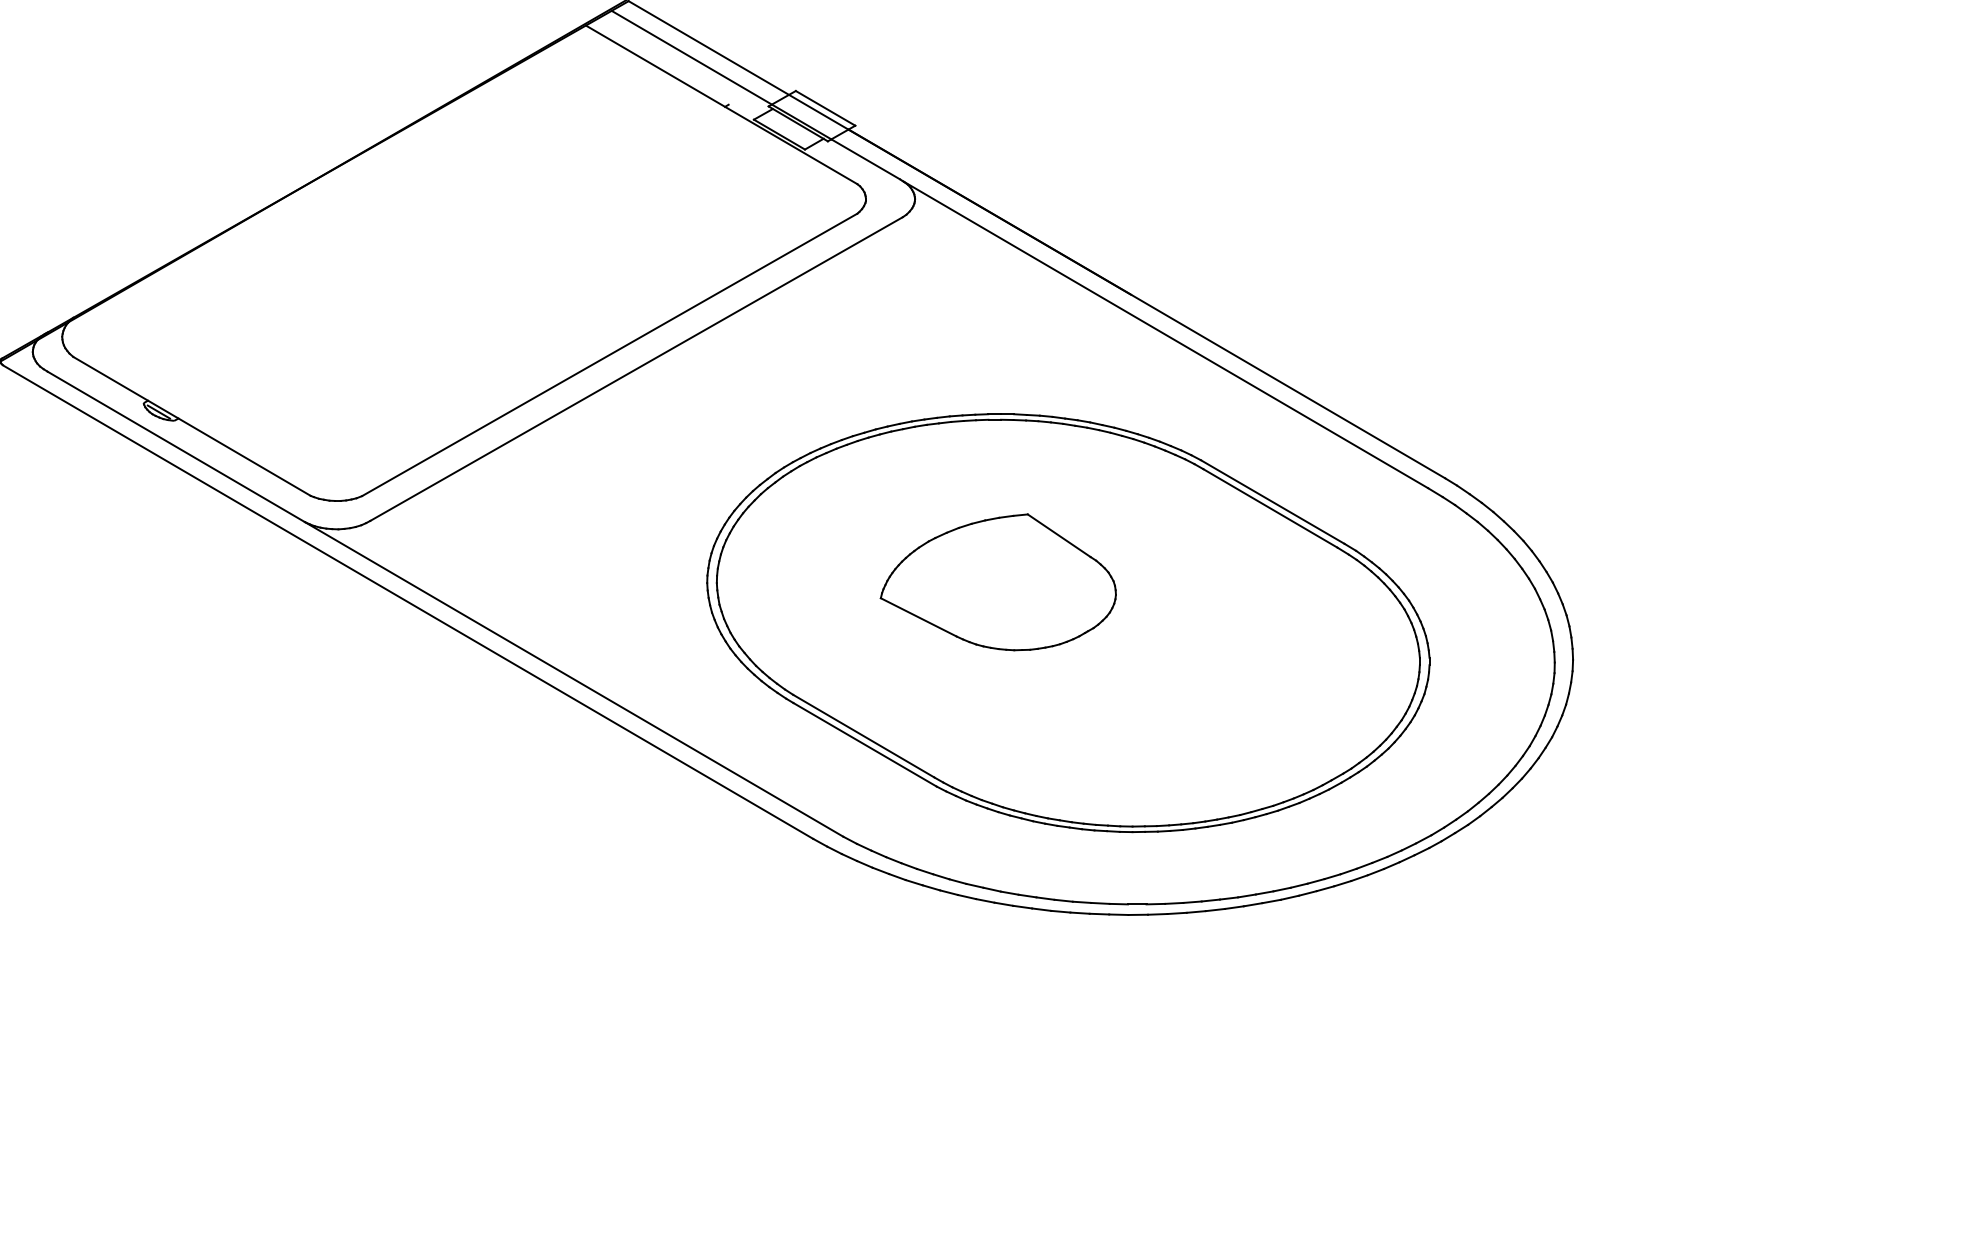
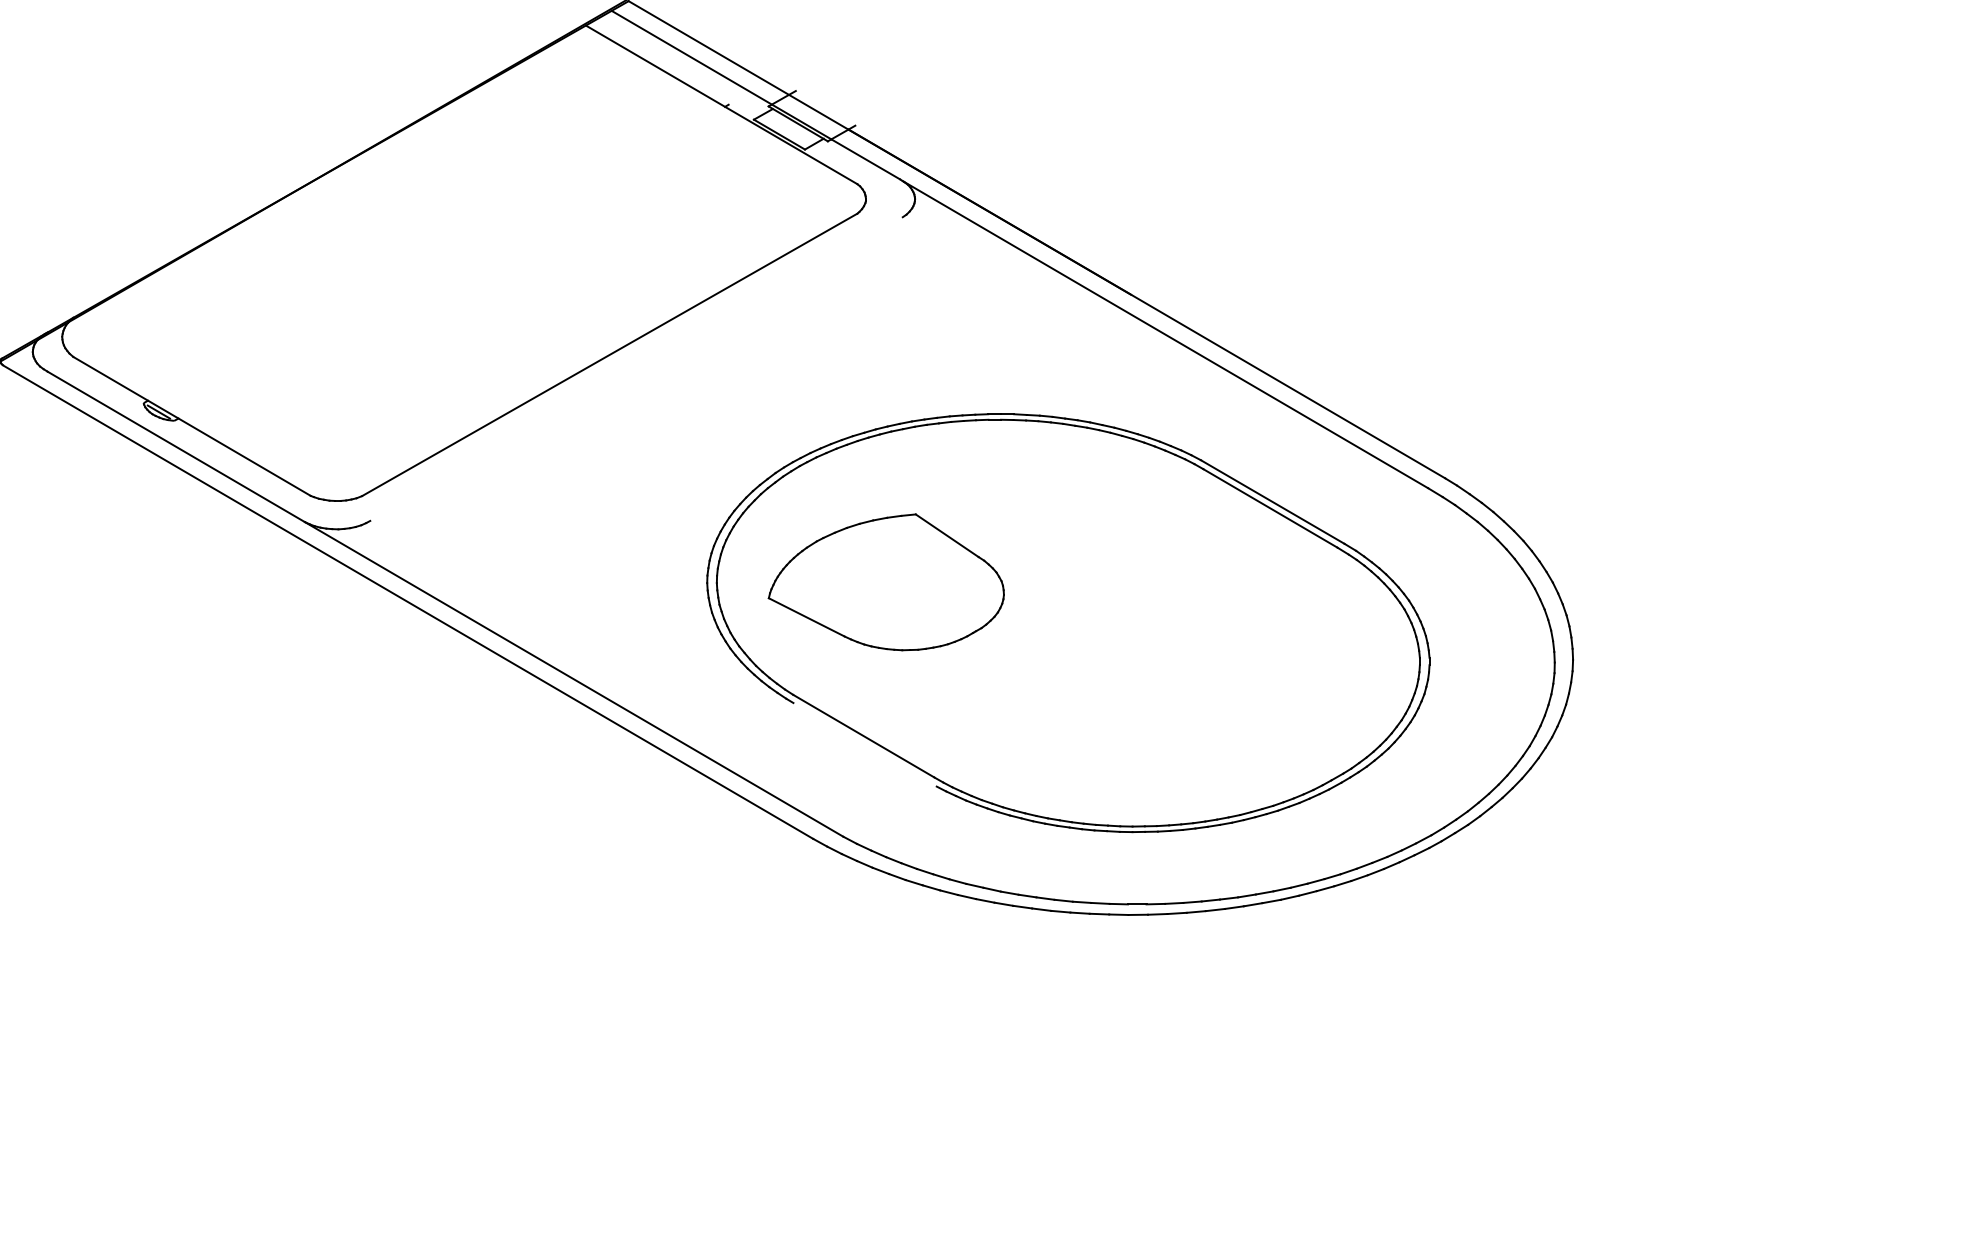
line: present -> none (825, 108)
line: present -> none (636, 368)
part position: (997, 582) -> (885, 582) (885, 582)
line: present -> none (864, 744)
